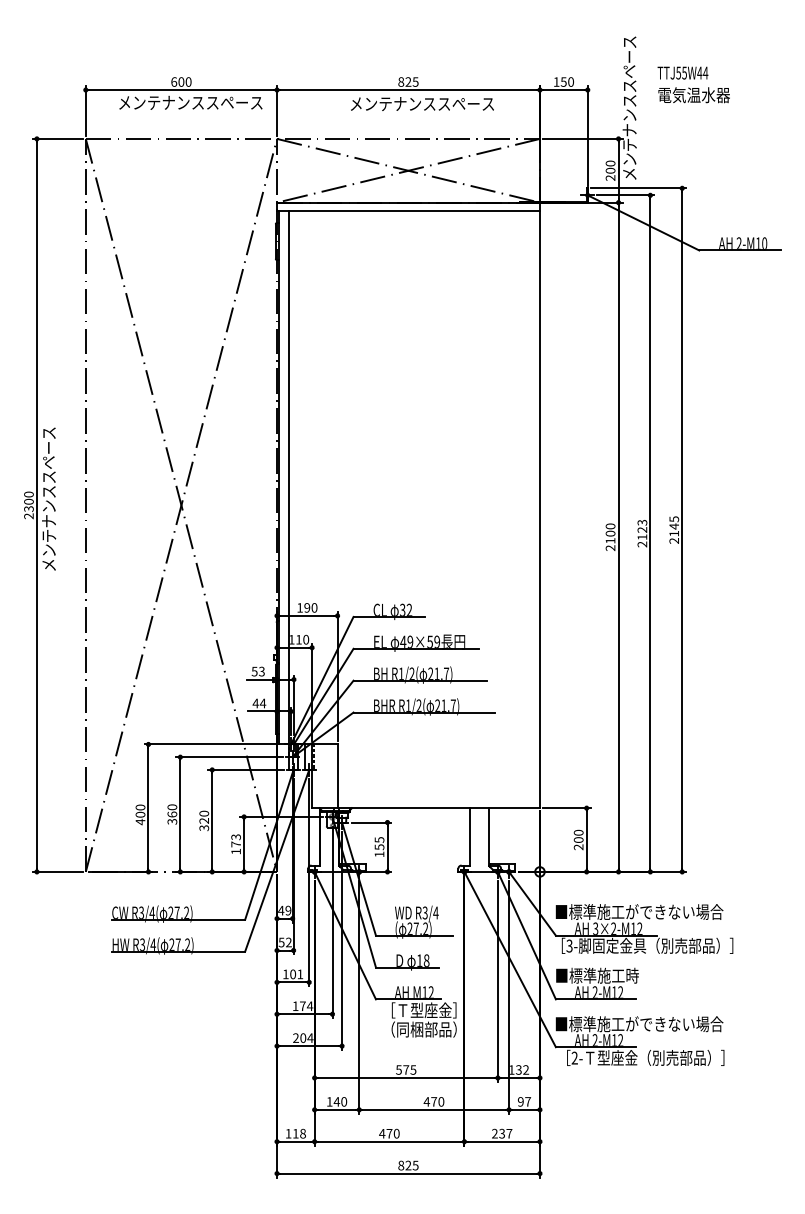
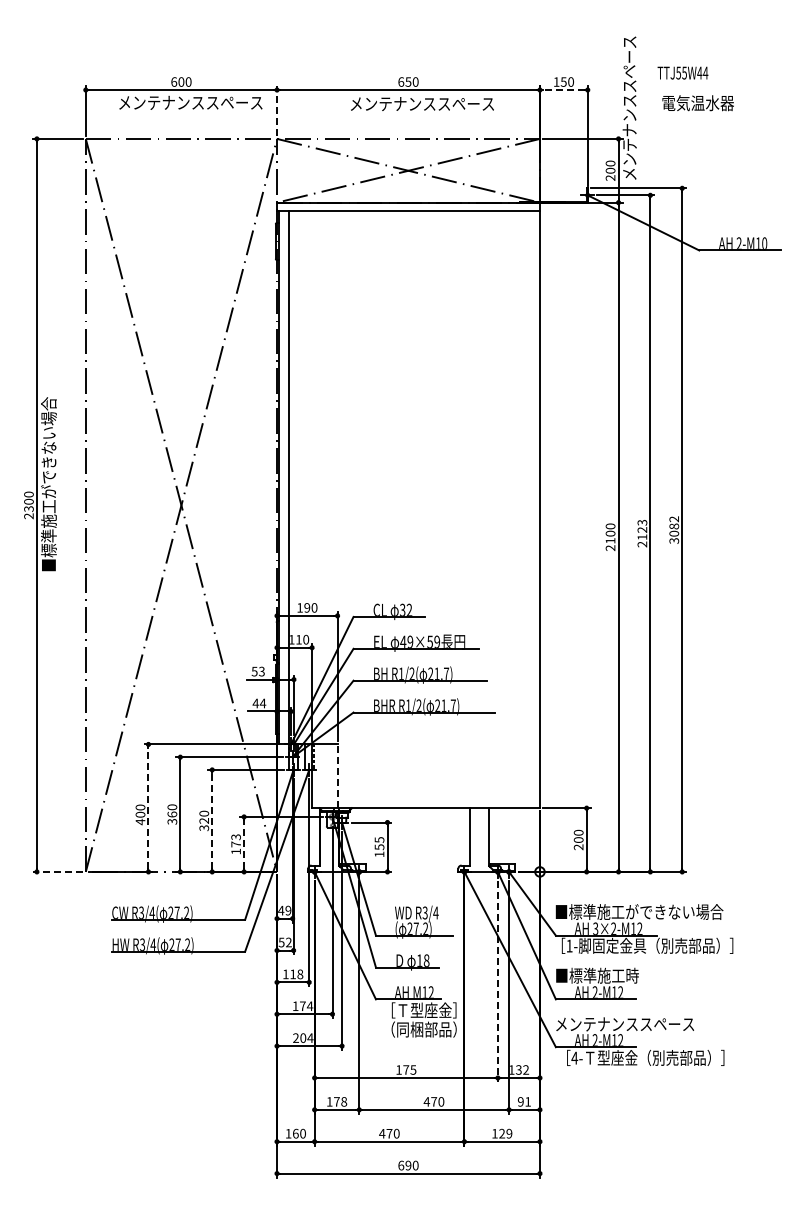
text: 825 -> 650 (408, 81)
line: solid -> dashed (563, 90)
text position: (693, 95) -> (697, 103) (697, 103)
line: solid -> dashed (277, 110)
text: メンテナンススペース -> ■標準施工ができない場合 (48, 484)
text: 2145 -> 3082 (674, 529)
line: solid -> dashed (337, 776)
line: solid -> dashed (148, 808)
line: solid -> dashed (212, 820)
line: solid -> dashed (244, 843)
line: solid -> dashed (57, 871)
text: 3- -> 1- (569, 945)
text: 101 -> 118 (296, 974)
line: solid -> dashed (497, 982)
text: ■標準施工ができない場合 -> メンテナンススペース (639, 1024)
text: 2- -> 4- (574, 1057)
text: 575 -> 175 (398, 1069)
text: 140 -> 178 (340, 1101)
text: 97 -> 91 (528, 1101)
text: 118 -> 160 (299, 1133)
text: 237 -> 129 (502, 1133)
text: 825 -> 690 (408, 1165)
